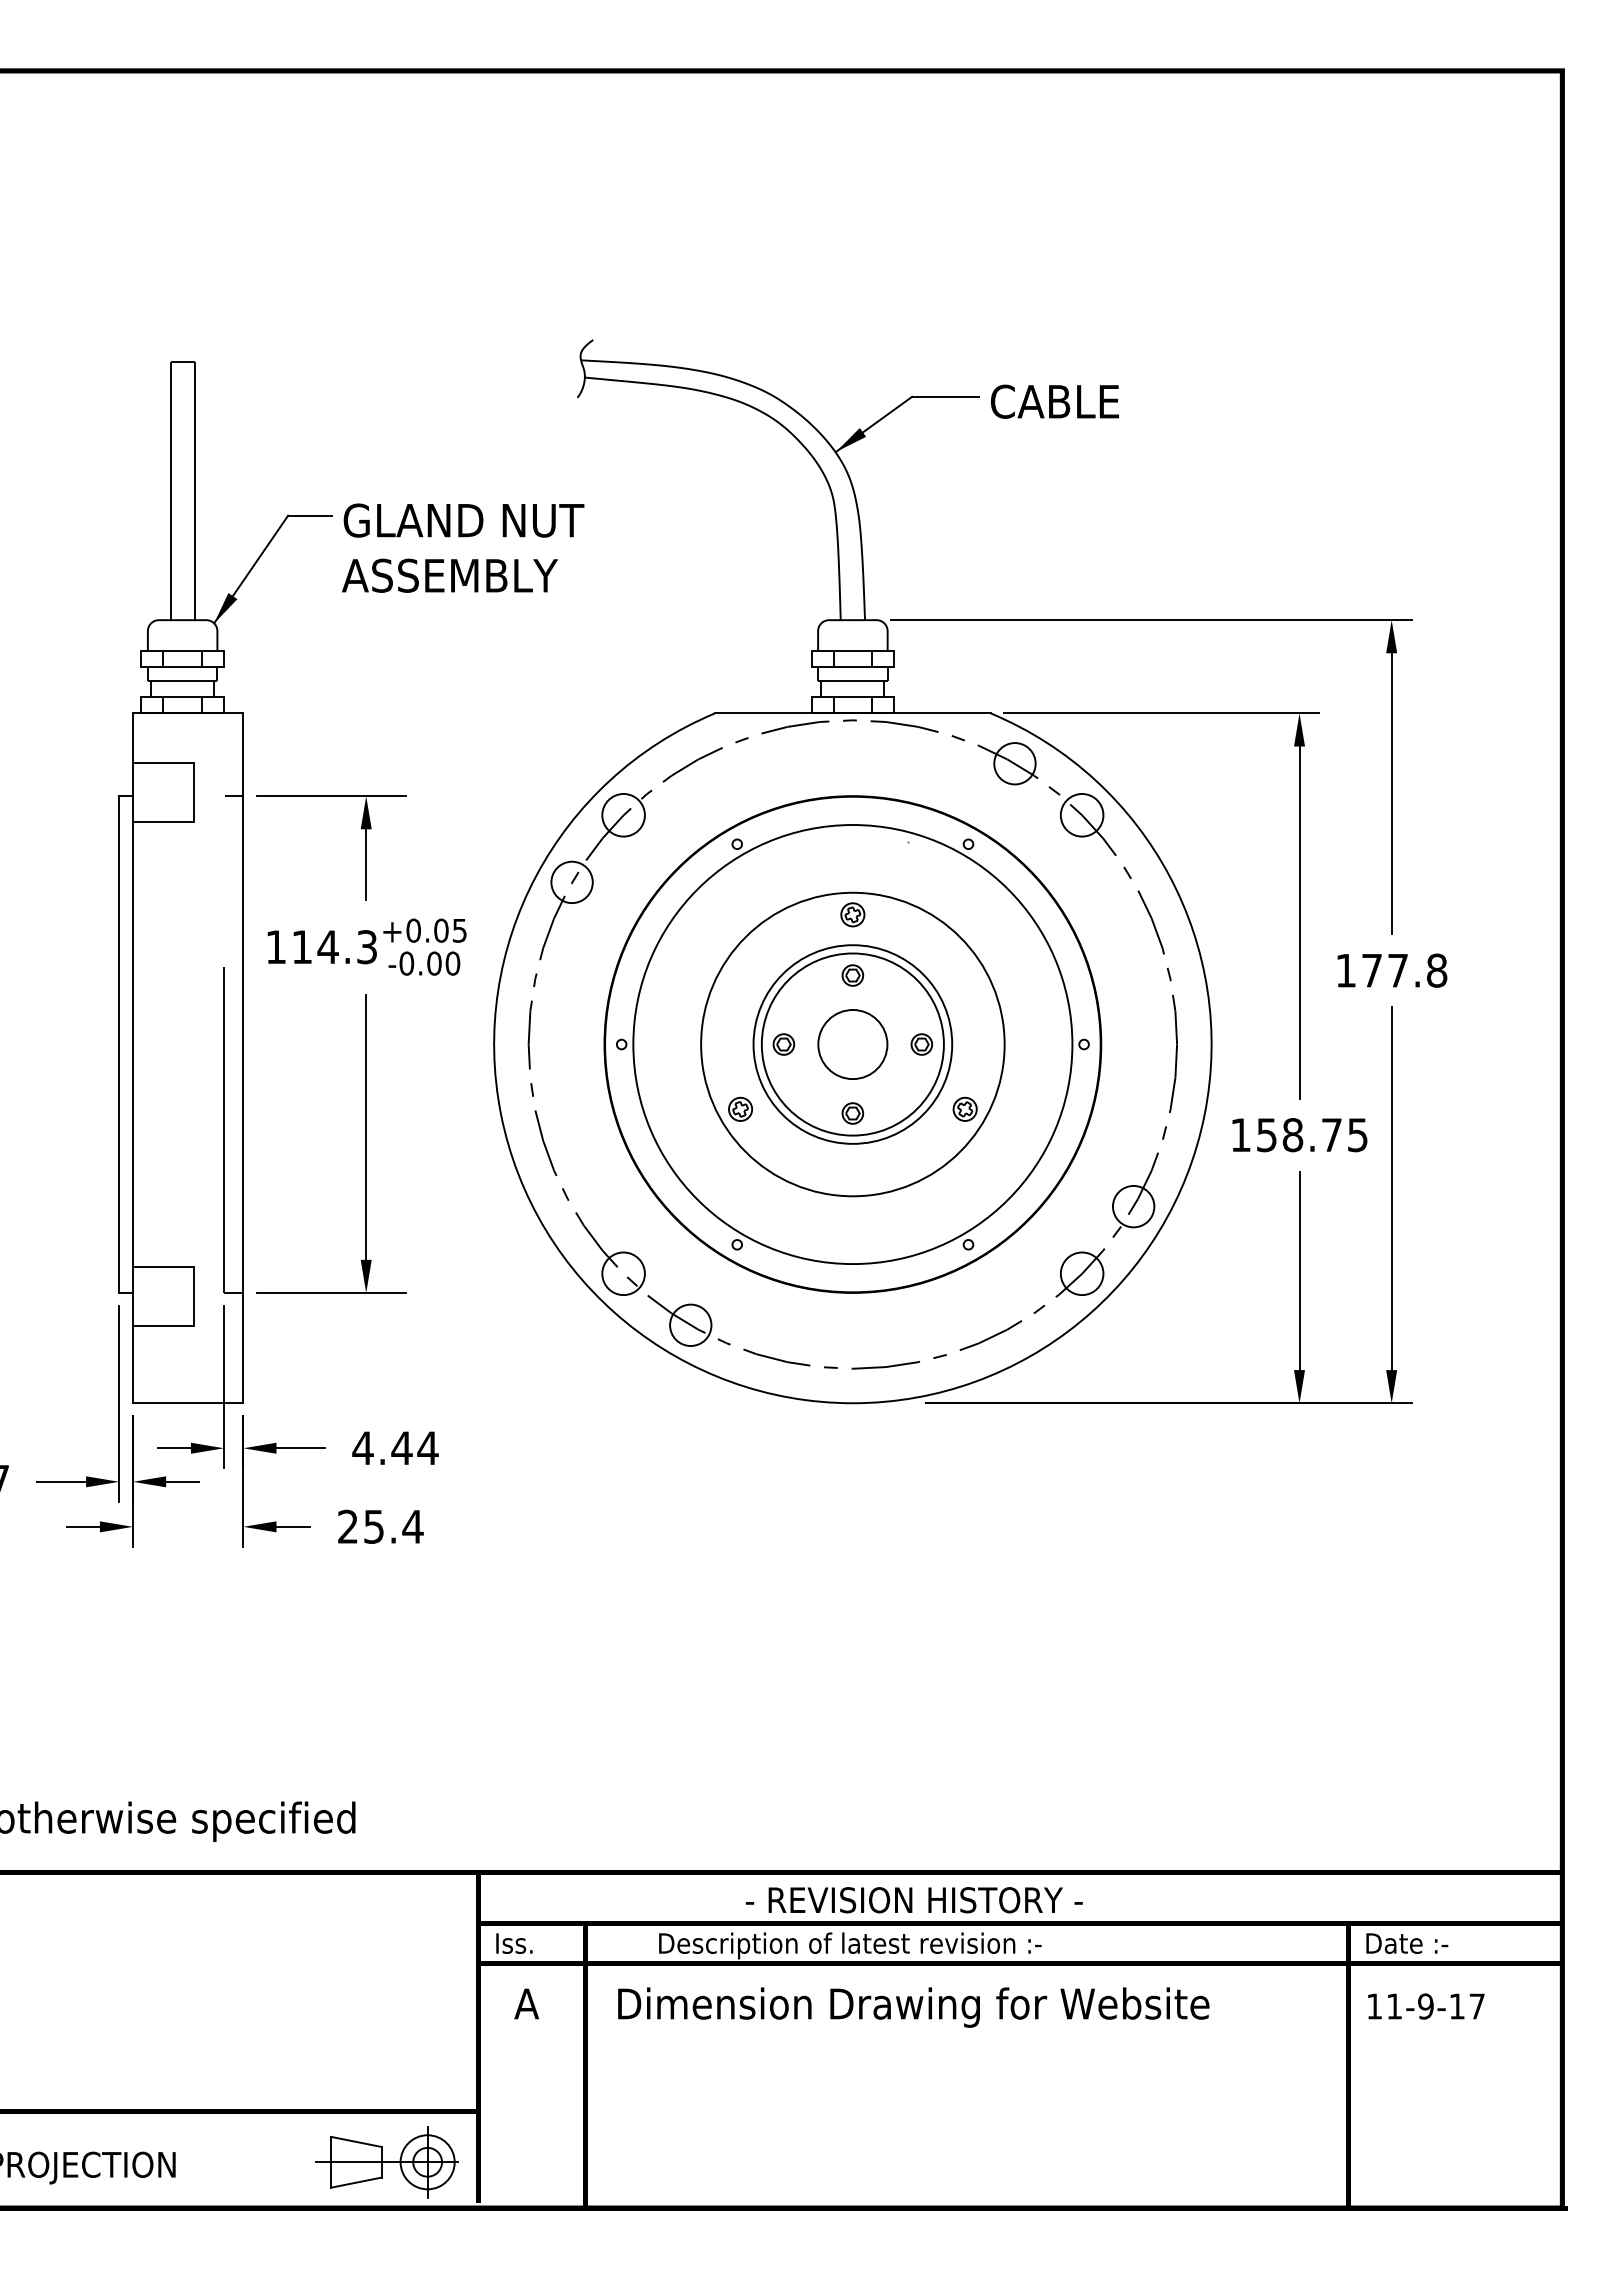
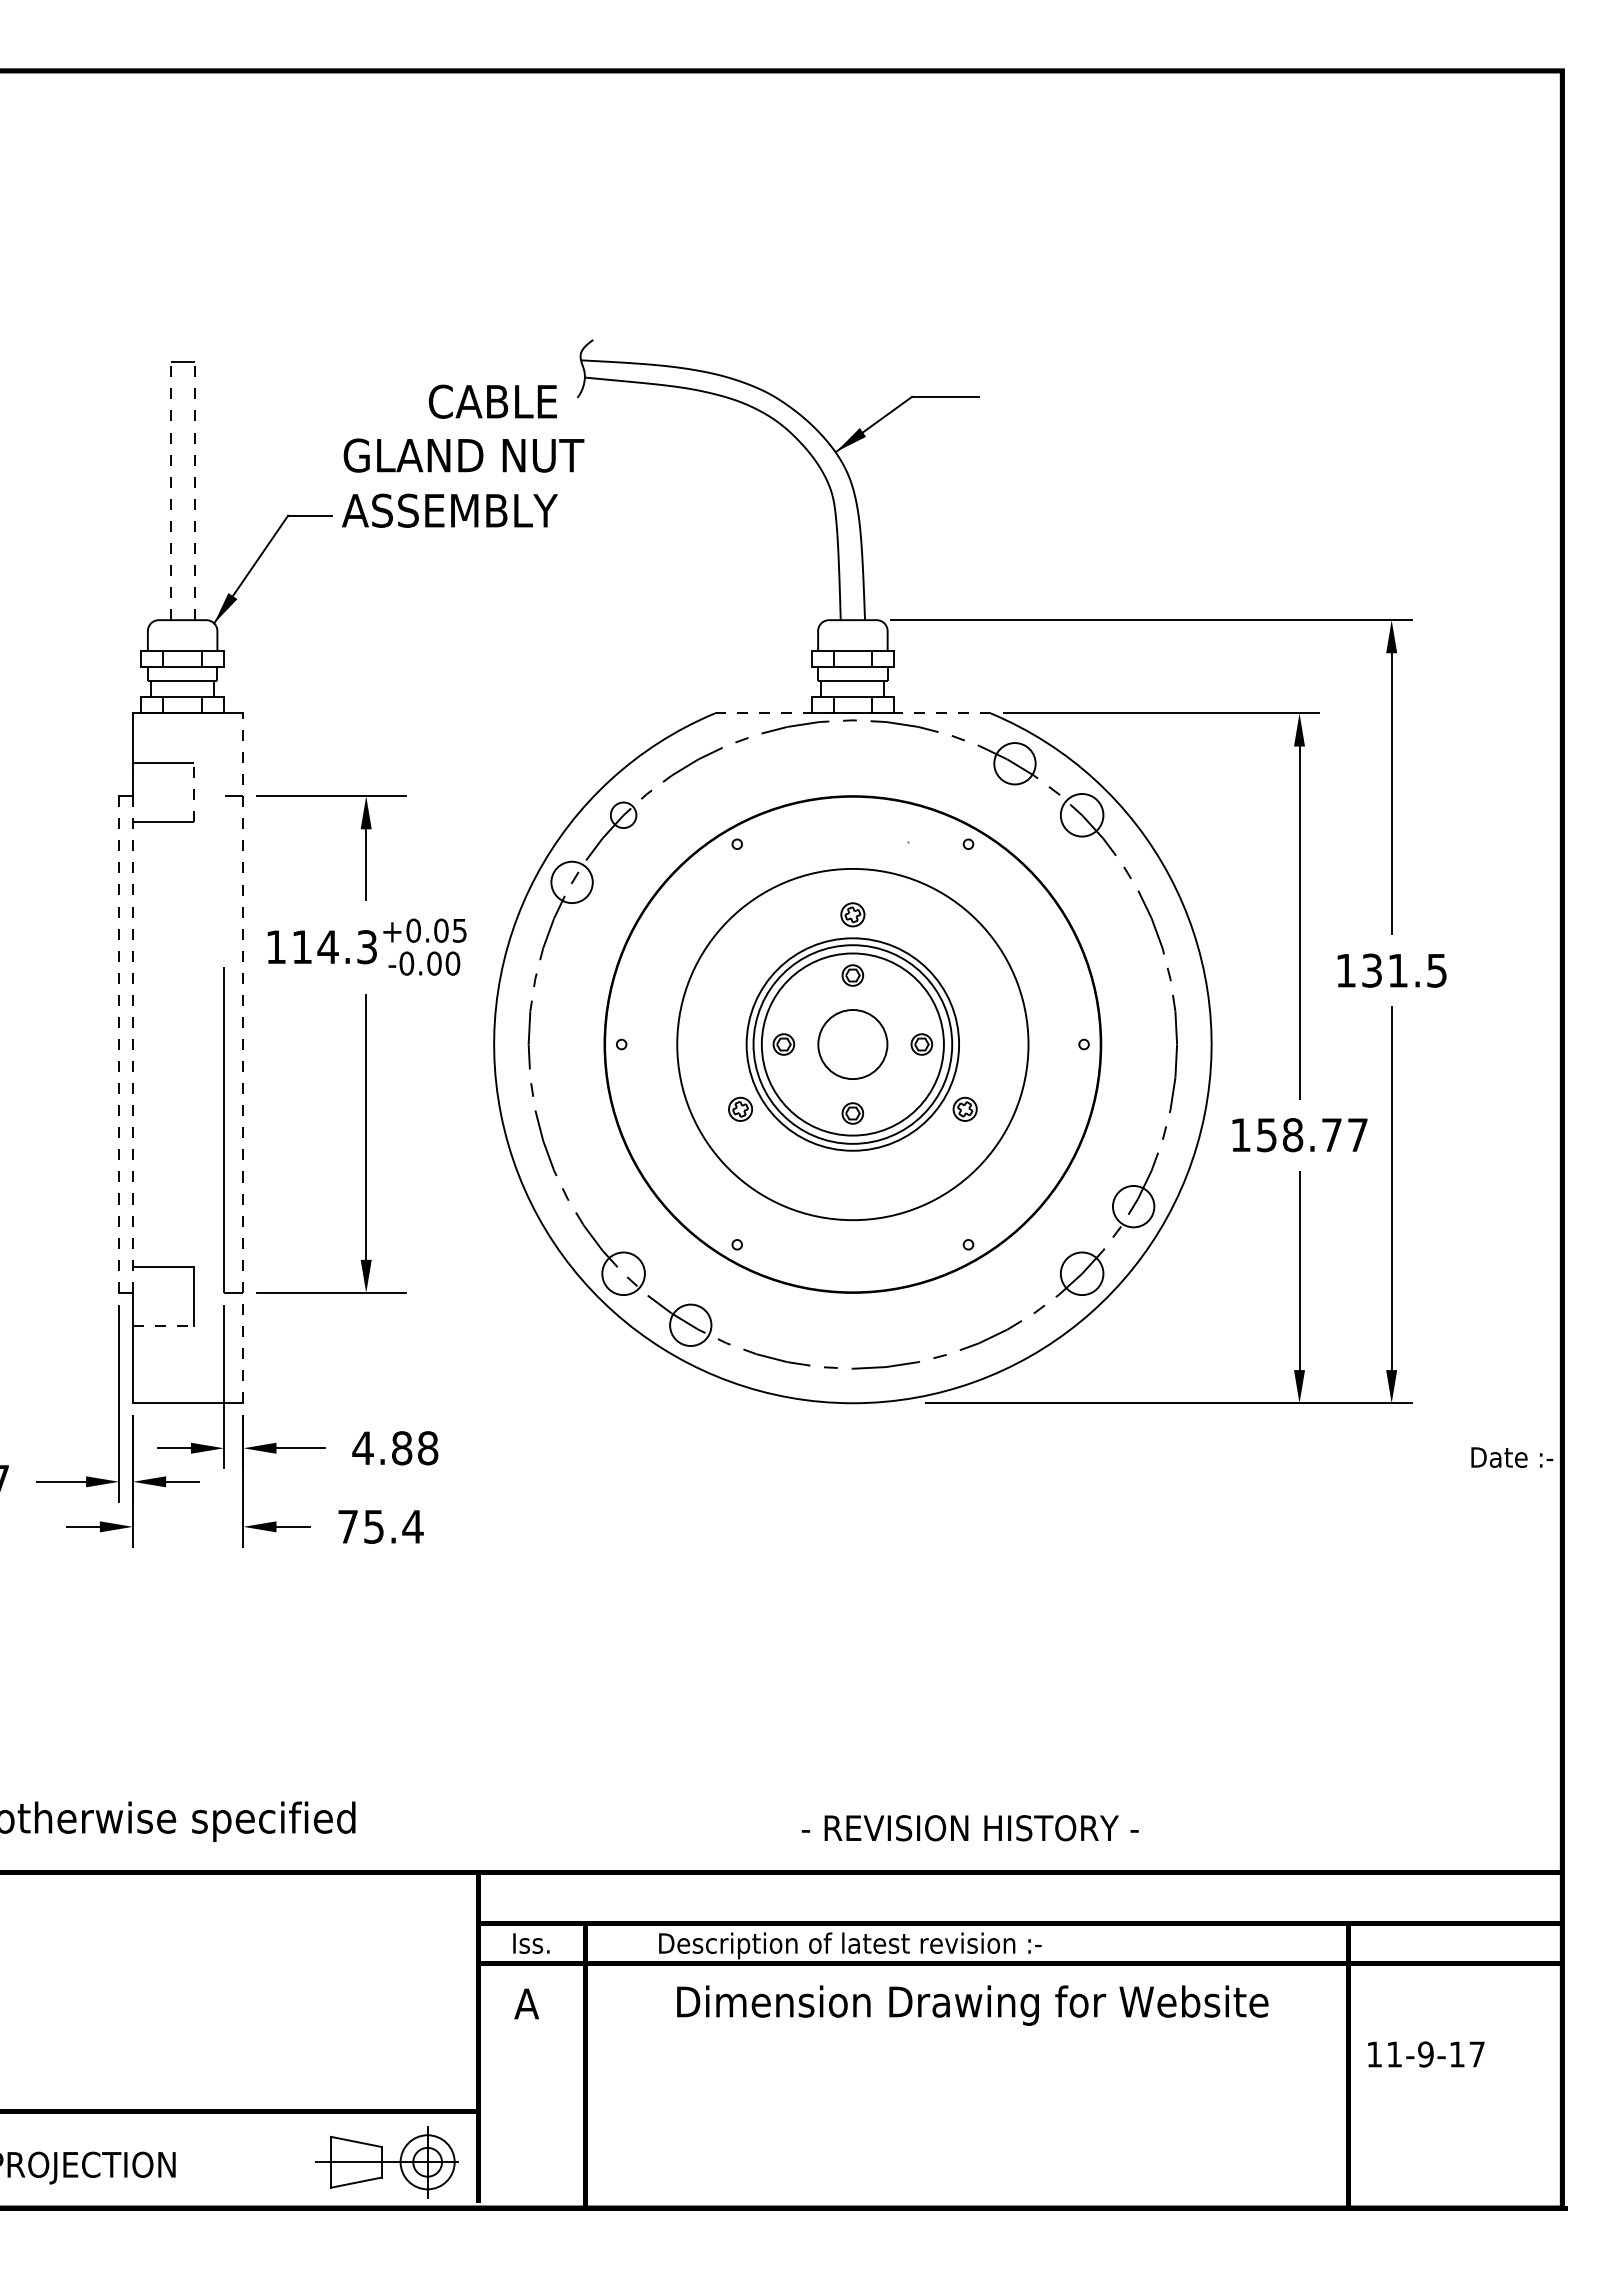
text position: (1054, 401) -> (492, 401) (492, 401)
line: solid -> dashed (170, 491)
line: solid -> dashed (194, 491)
text position: (463, 547) -> (463, 482) (463, 482)
line: solid -> dashed (852, 713)
line: solid -> dashed (193, 792)
circle diameter: 43 px -> 26 px (623, 815)
text: 177.8 -> 131.5 (1404, 970)
circle diameter: 304 px -> 212 px (852, 1044)
circle diameter: 439 px -> 351 px (852, 1044)
line: solid -> dashed (119, 1045)
line: solid -> dashed (132, 1045)
line: solid -> dashed (243, 1058)
text: 158.75 -> 158.77 (1357, 1135)
line: solid -> dashed (163, 1325)
text: 4.44 -> 4.88 (414, 1448)
text: 25.4 -> 75.4 (347, 1526)
text position: (913, 1900) -> (969, 1828) (969, 1828)
text position: (514, 1943) -> (531, 1943) (531, 1943)
text position: (1407, 1943) -> (1512, 1457) (1512, 1457)
text position: (1426, 2006) -> (1426, 2054) (1426, 2054)
text position: (913, 2007) -> (972, 2005) (972, 2005)
